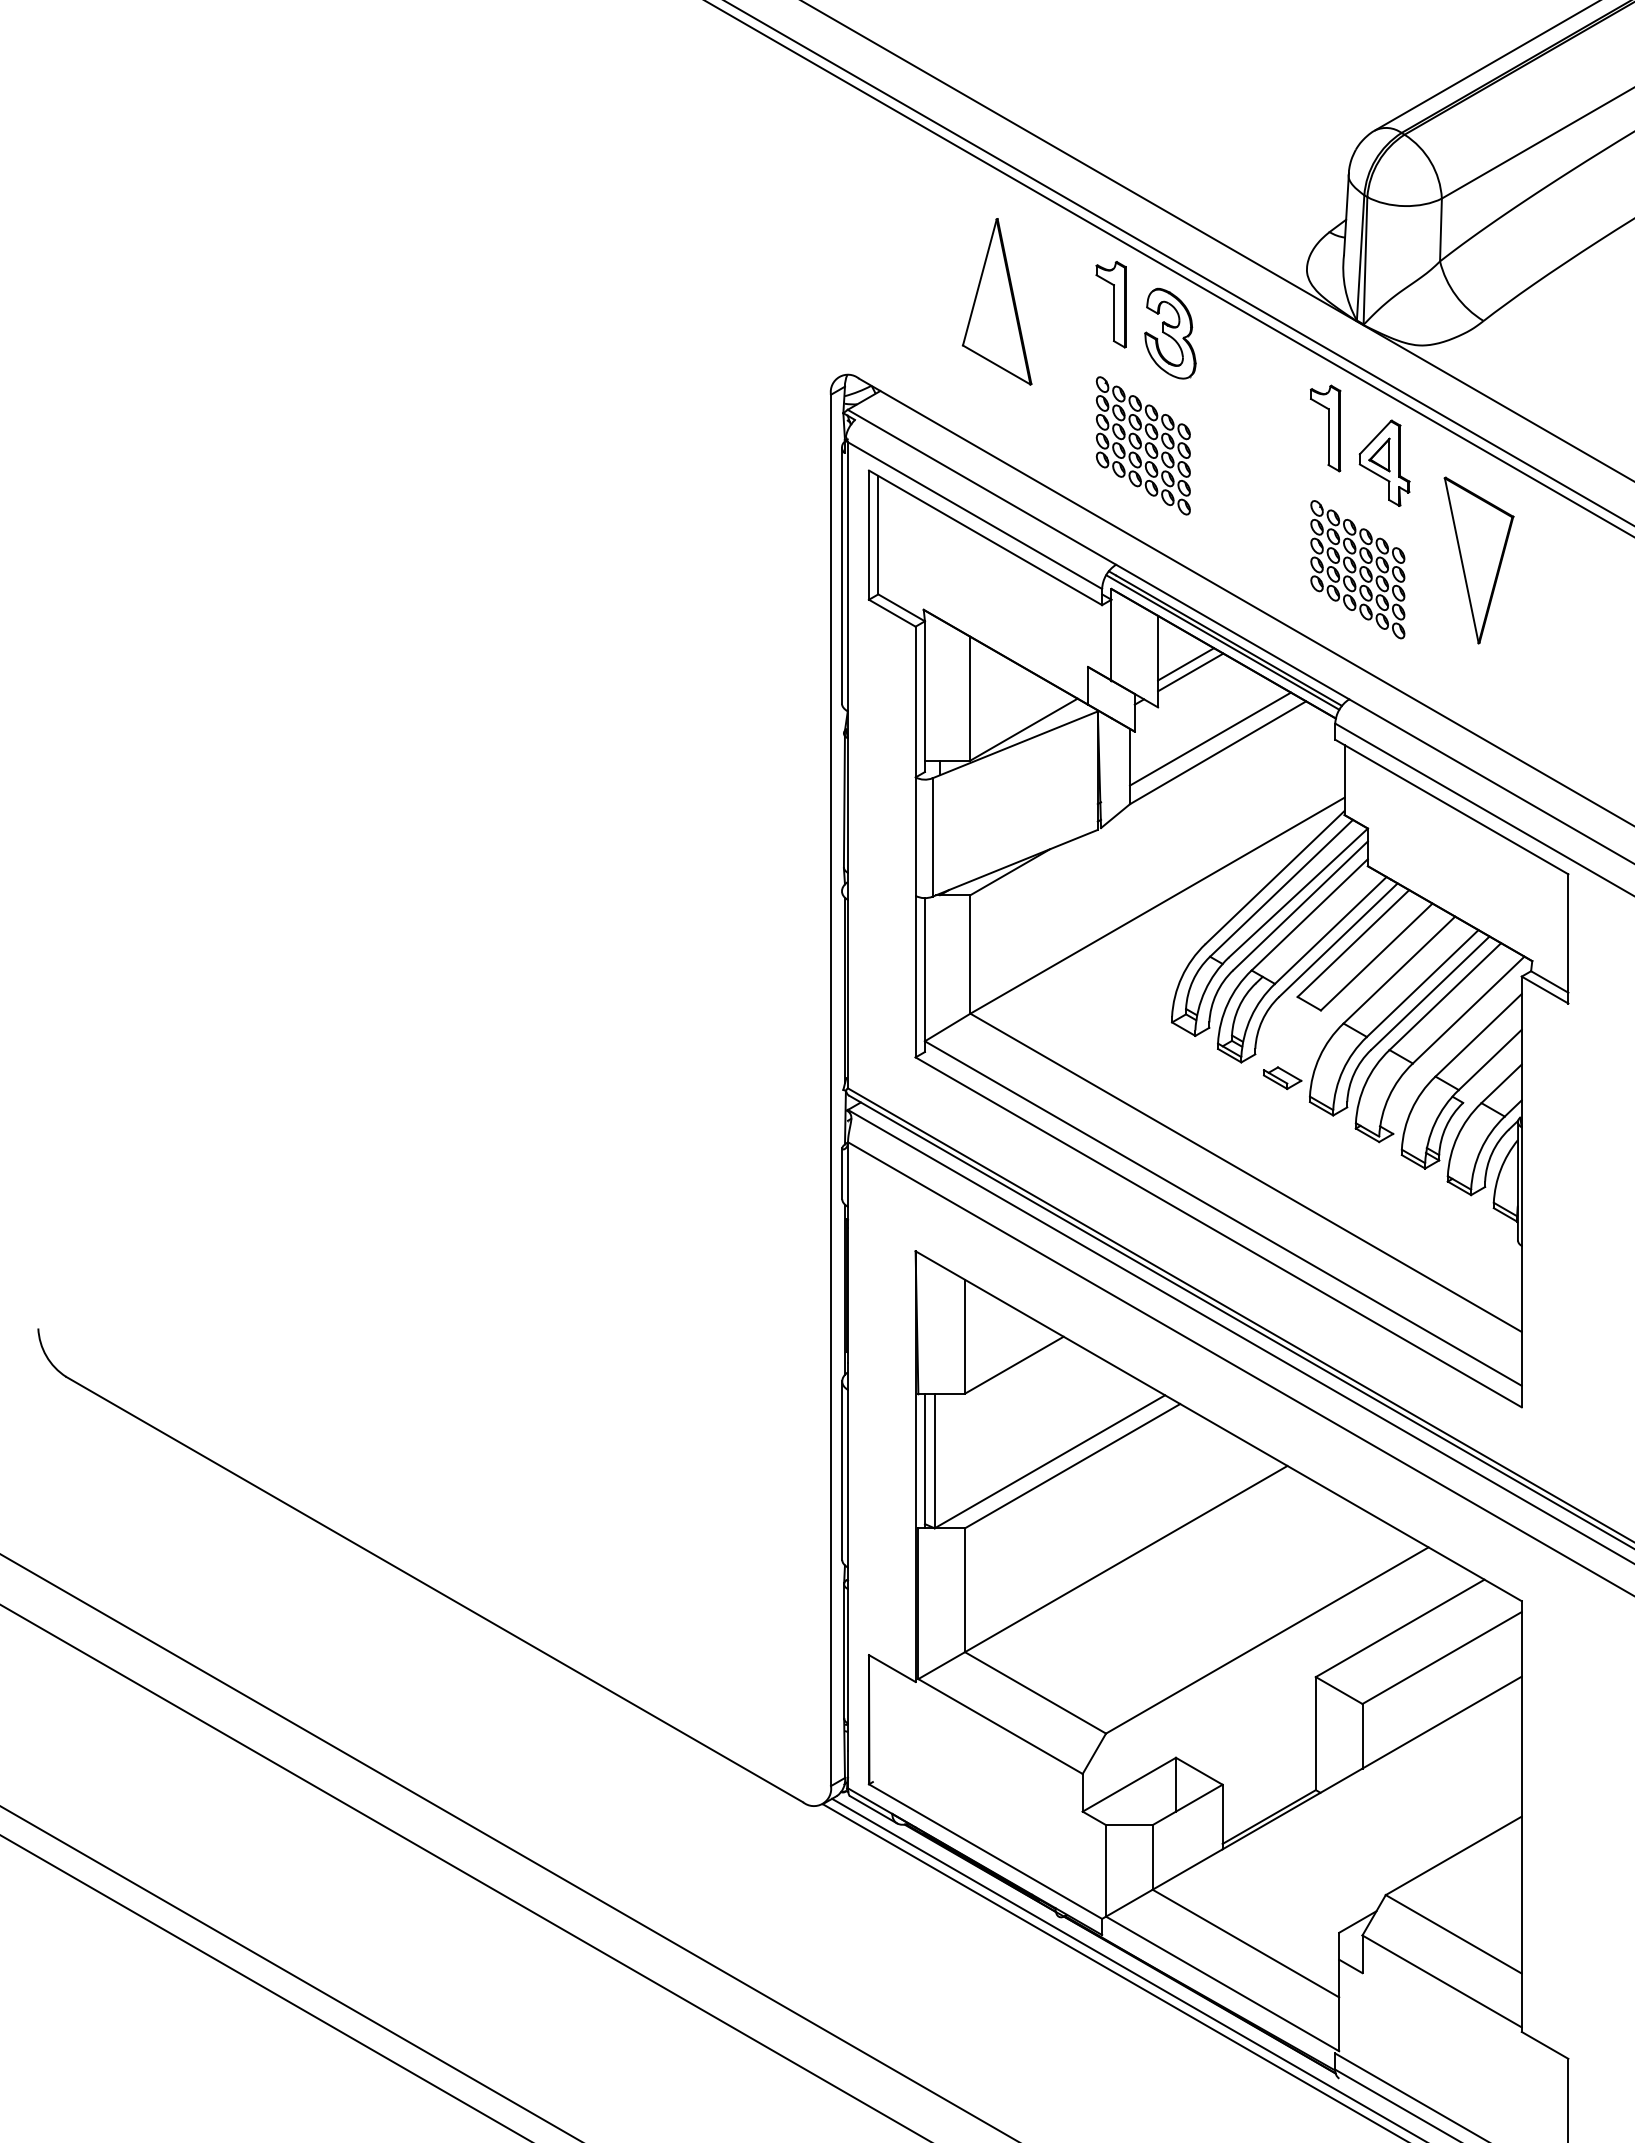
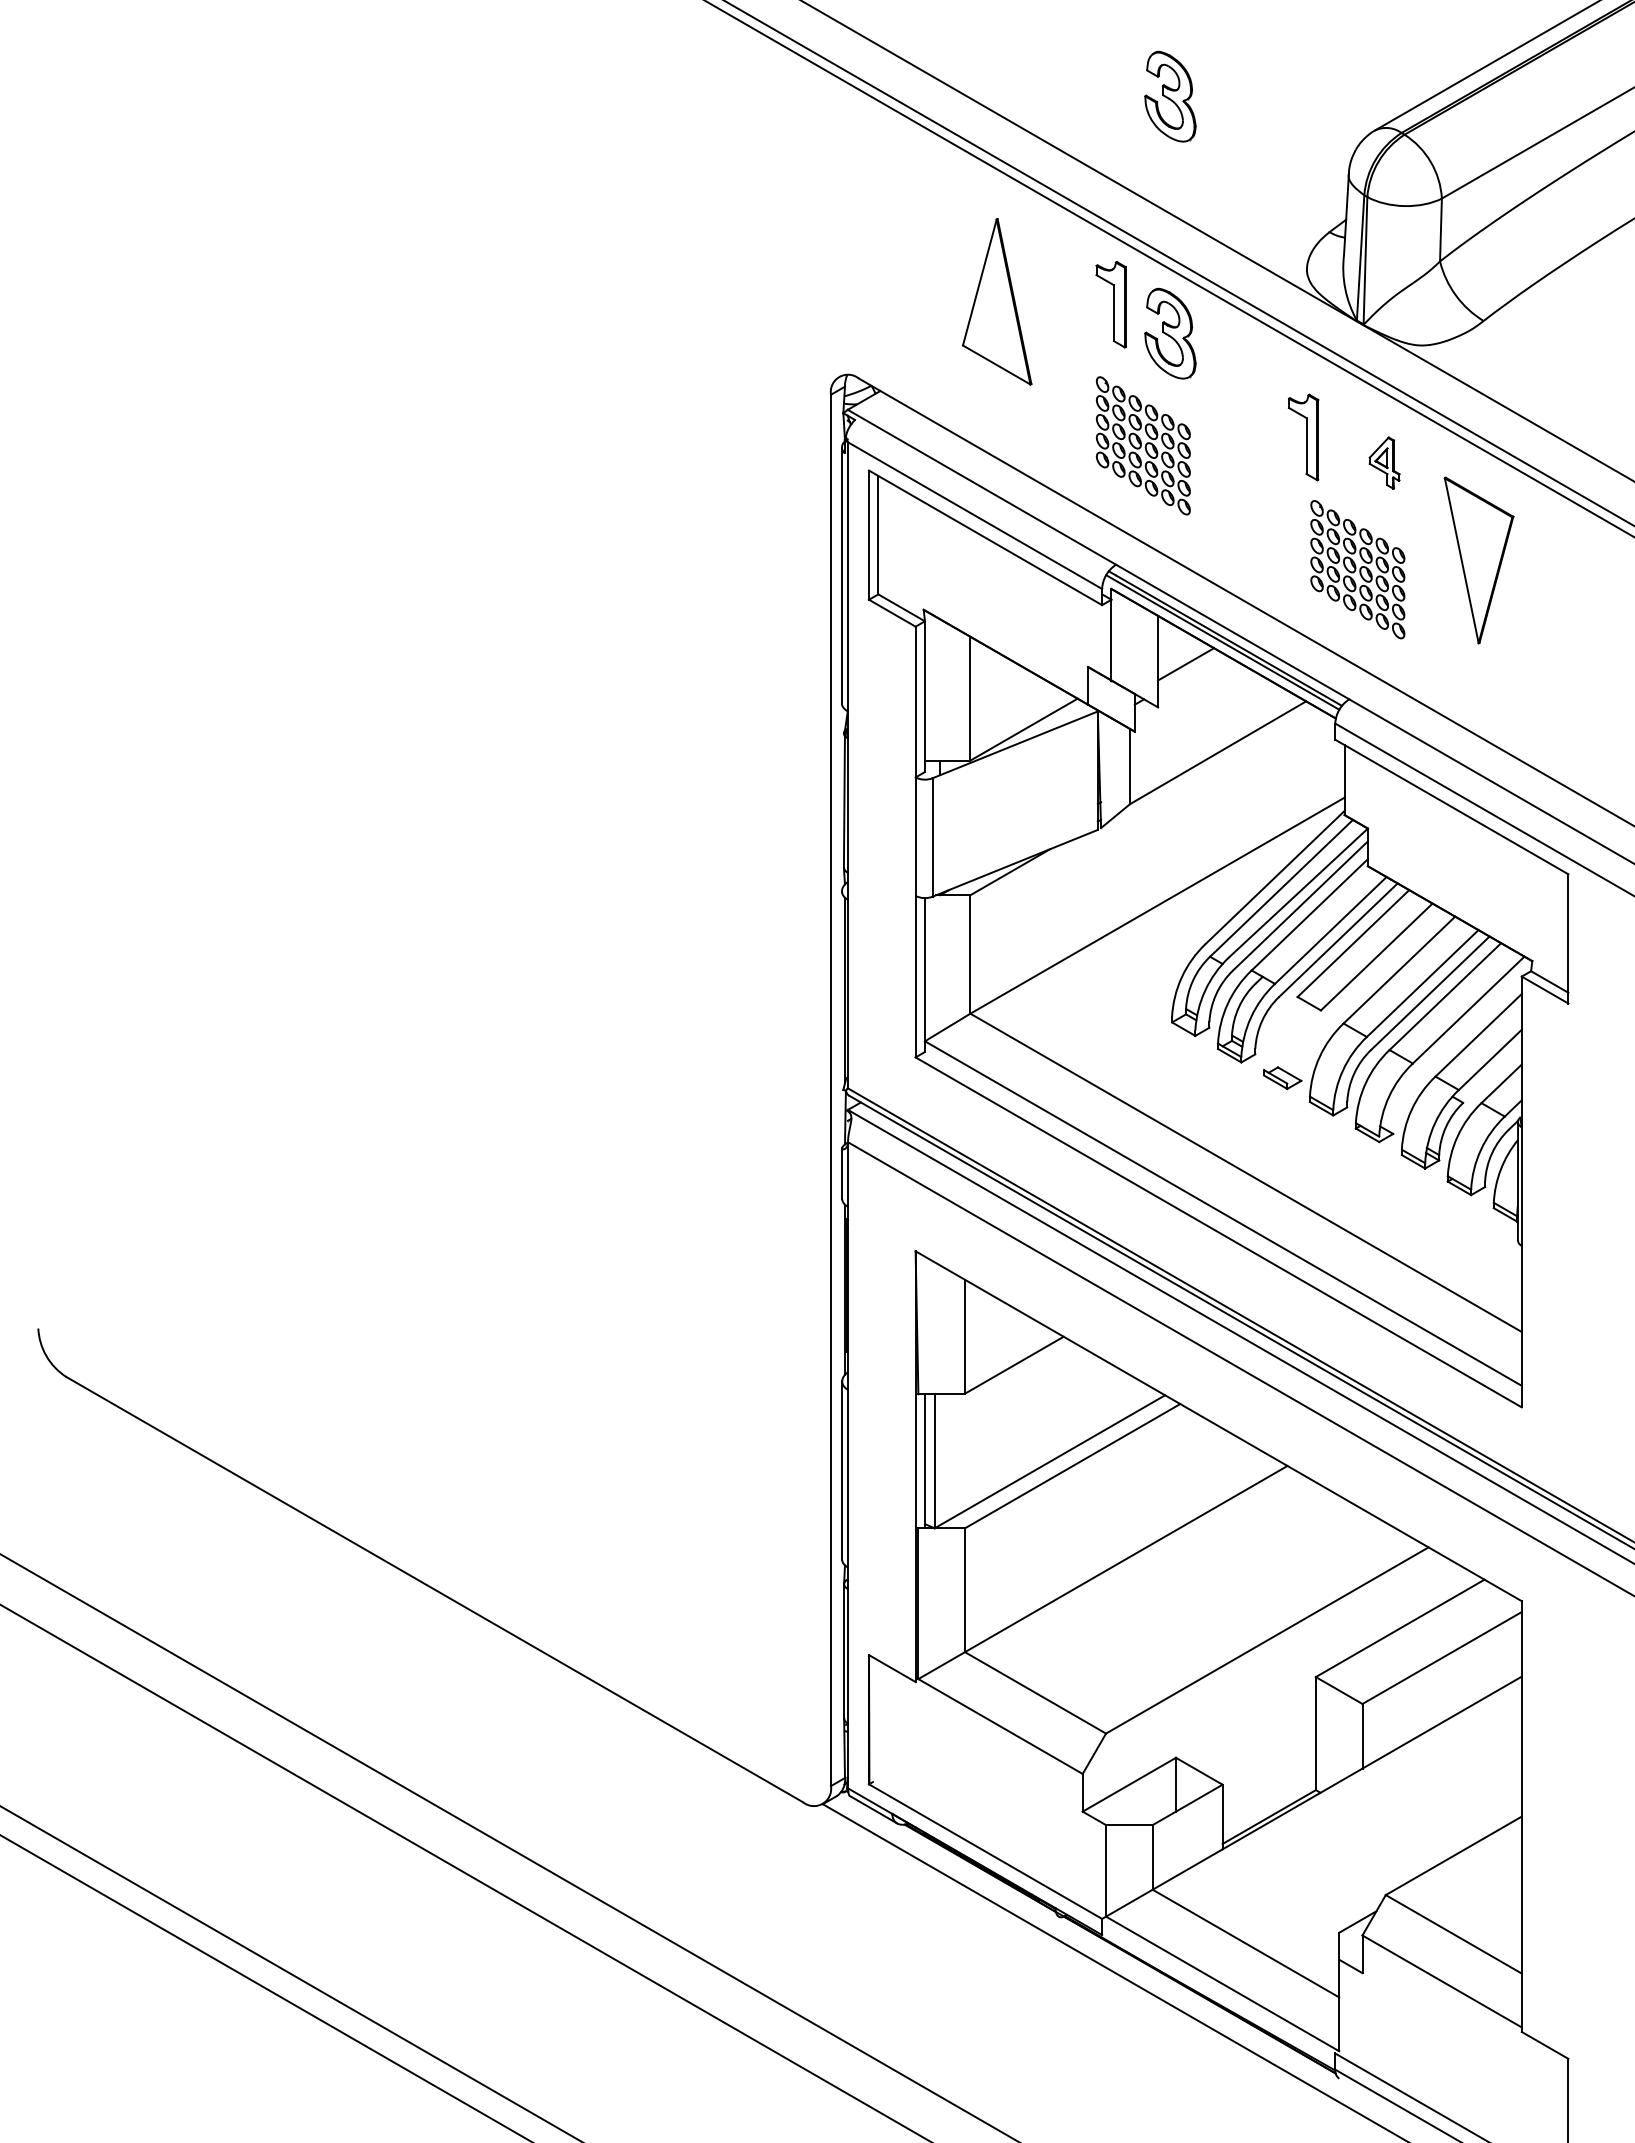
part: none -> present (1170, 96)
part position: (1325, 428) -> (1303, 437) (1303, 437)
part size: 53x88 px -> 33x54 px (1384, 462)
line: present -> none (1190, 672)
line: present -> none (1210, 738)
line: present -> none (1127, 1968)
